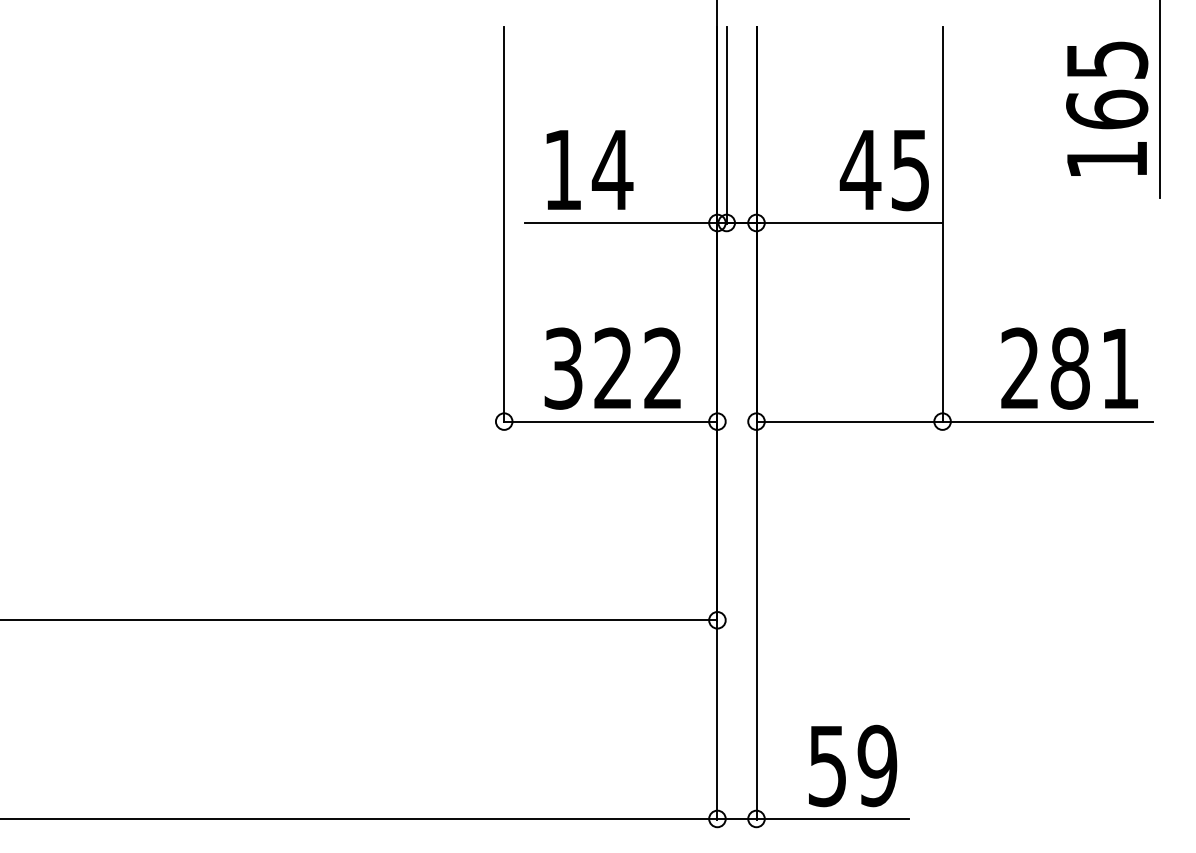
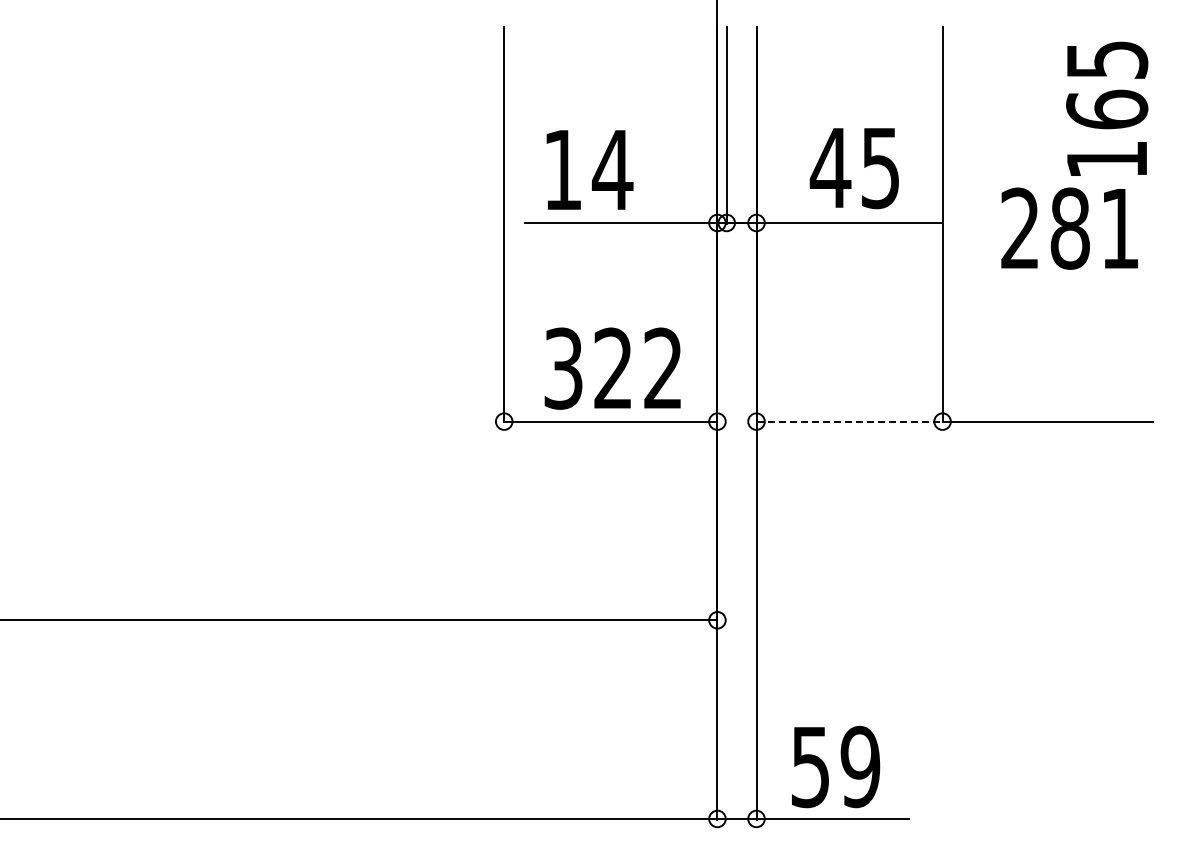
line: present -> none (1160, 99)
text position: (883, 170) -> (853, 168) (853, 168)
text position: (1069, 368) -> (1069, 228) (1069, 228)
line: solid -> dashed (850, 421)
text position: (853, 765) -> (836, 766) (836, 766)
